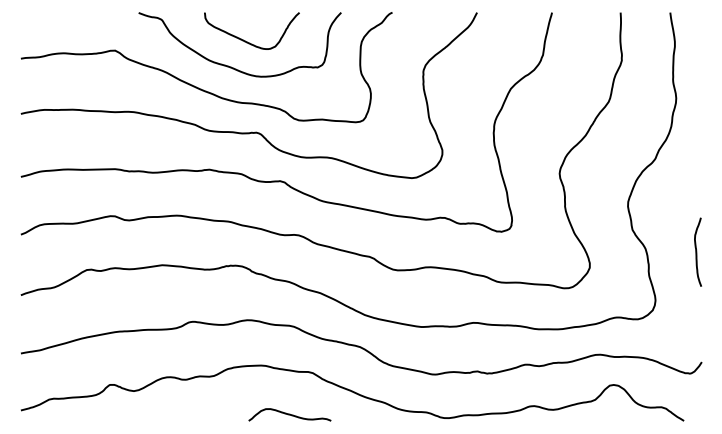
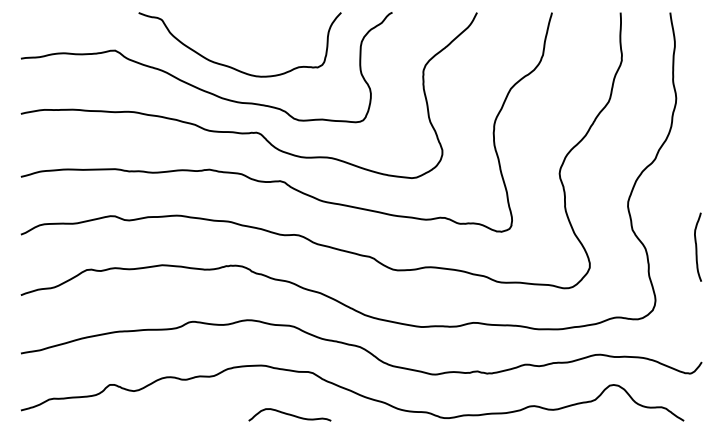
curve: present -> none (245, 40)
curve position: (697, 251) -> (697, 246) (697, 246)
